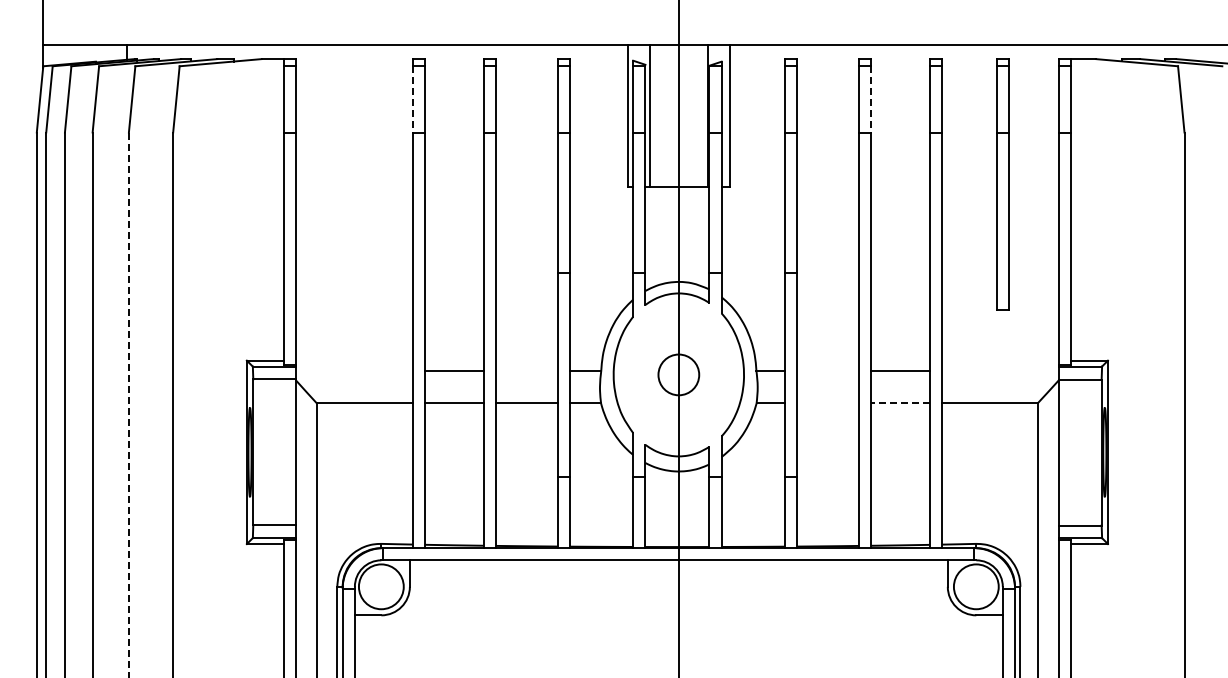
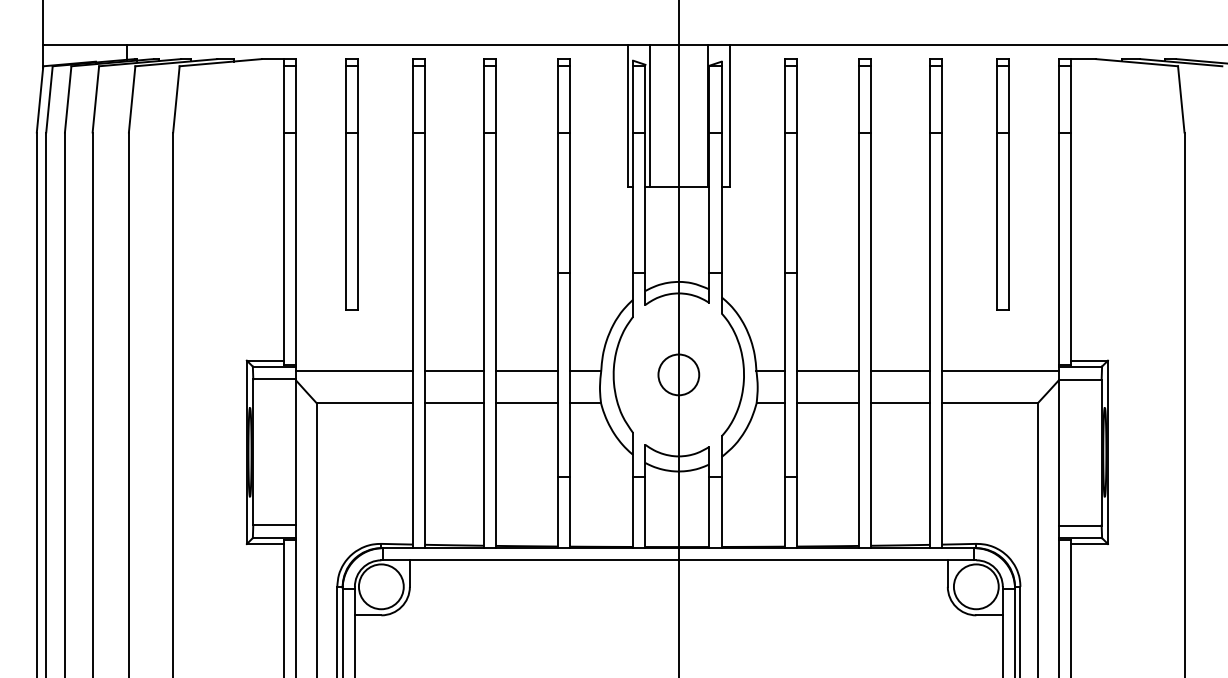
line: dashed -> solid (412, 99)
line: dashed -> solid (871, 99)
part: none -> present (351, 184)
line: none -> present (353, 370)
line: none -> present (526, 370)
line: none -> present (827, 370)
line: none -> present (1000, 370)
line: none -> present (827, 403)
line: dashed -> solid (900, 403)
line: dashed -> solid (128, 404)
